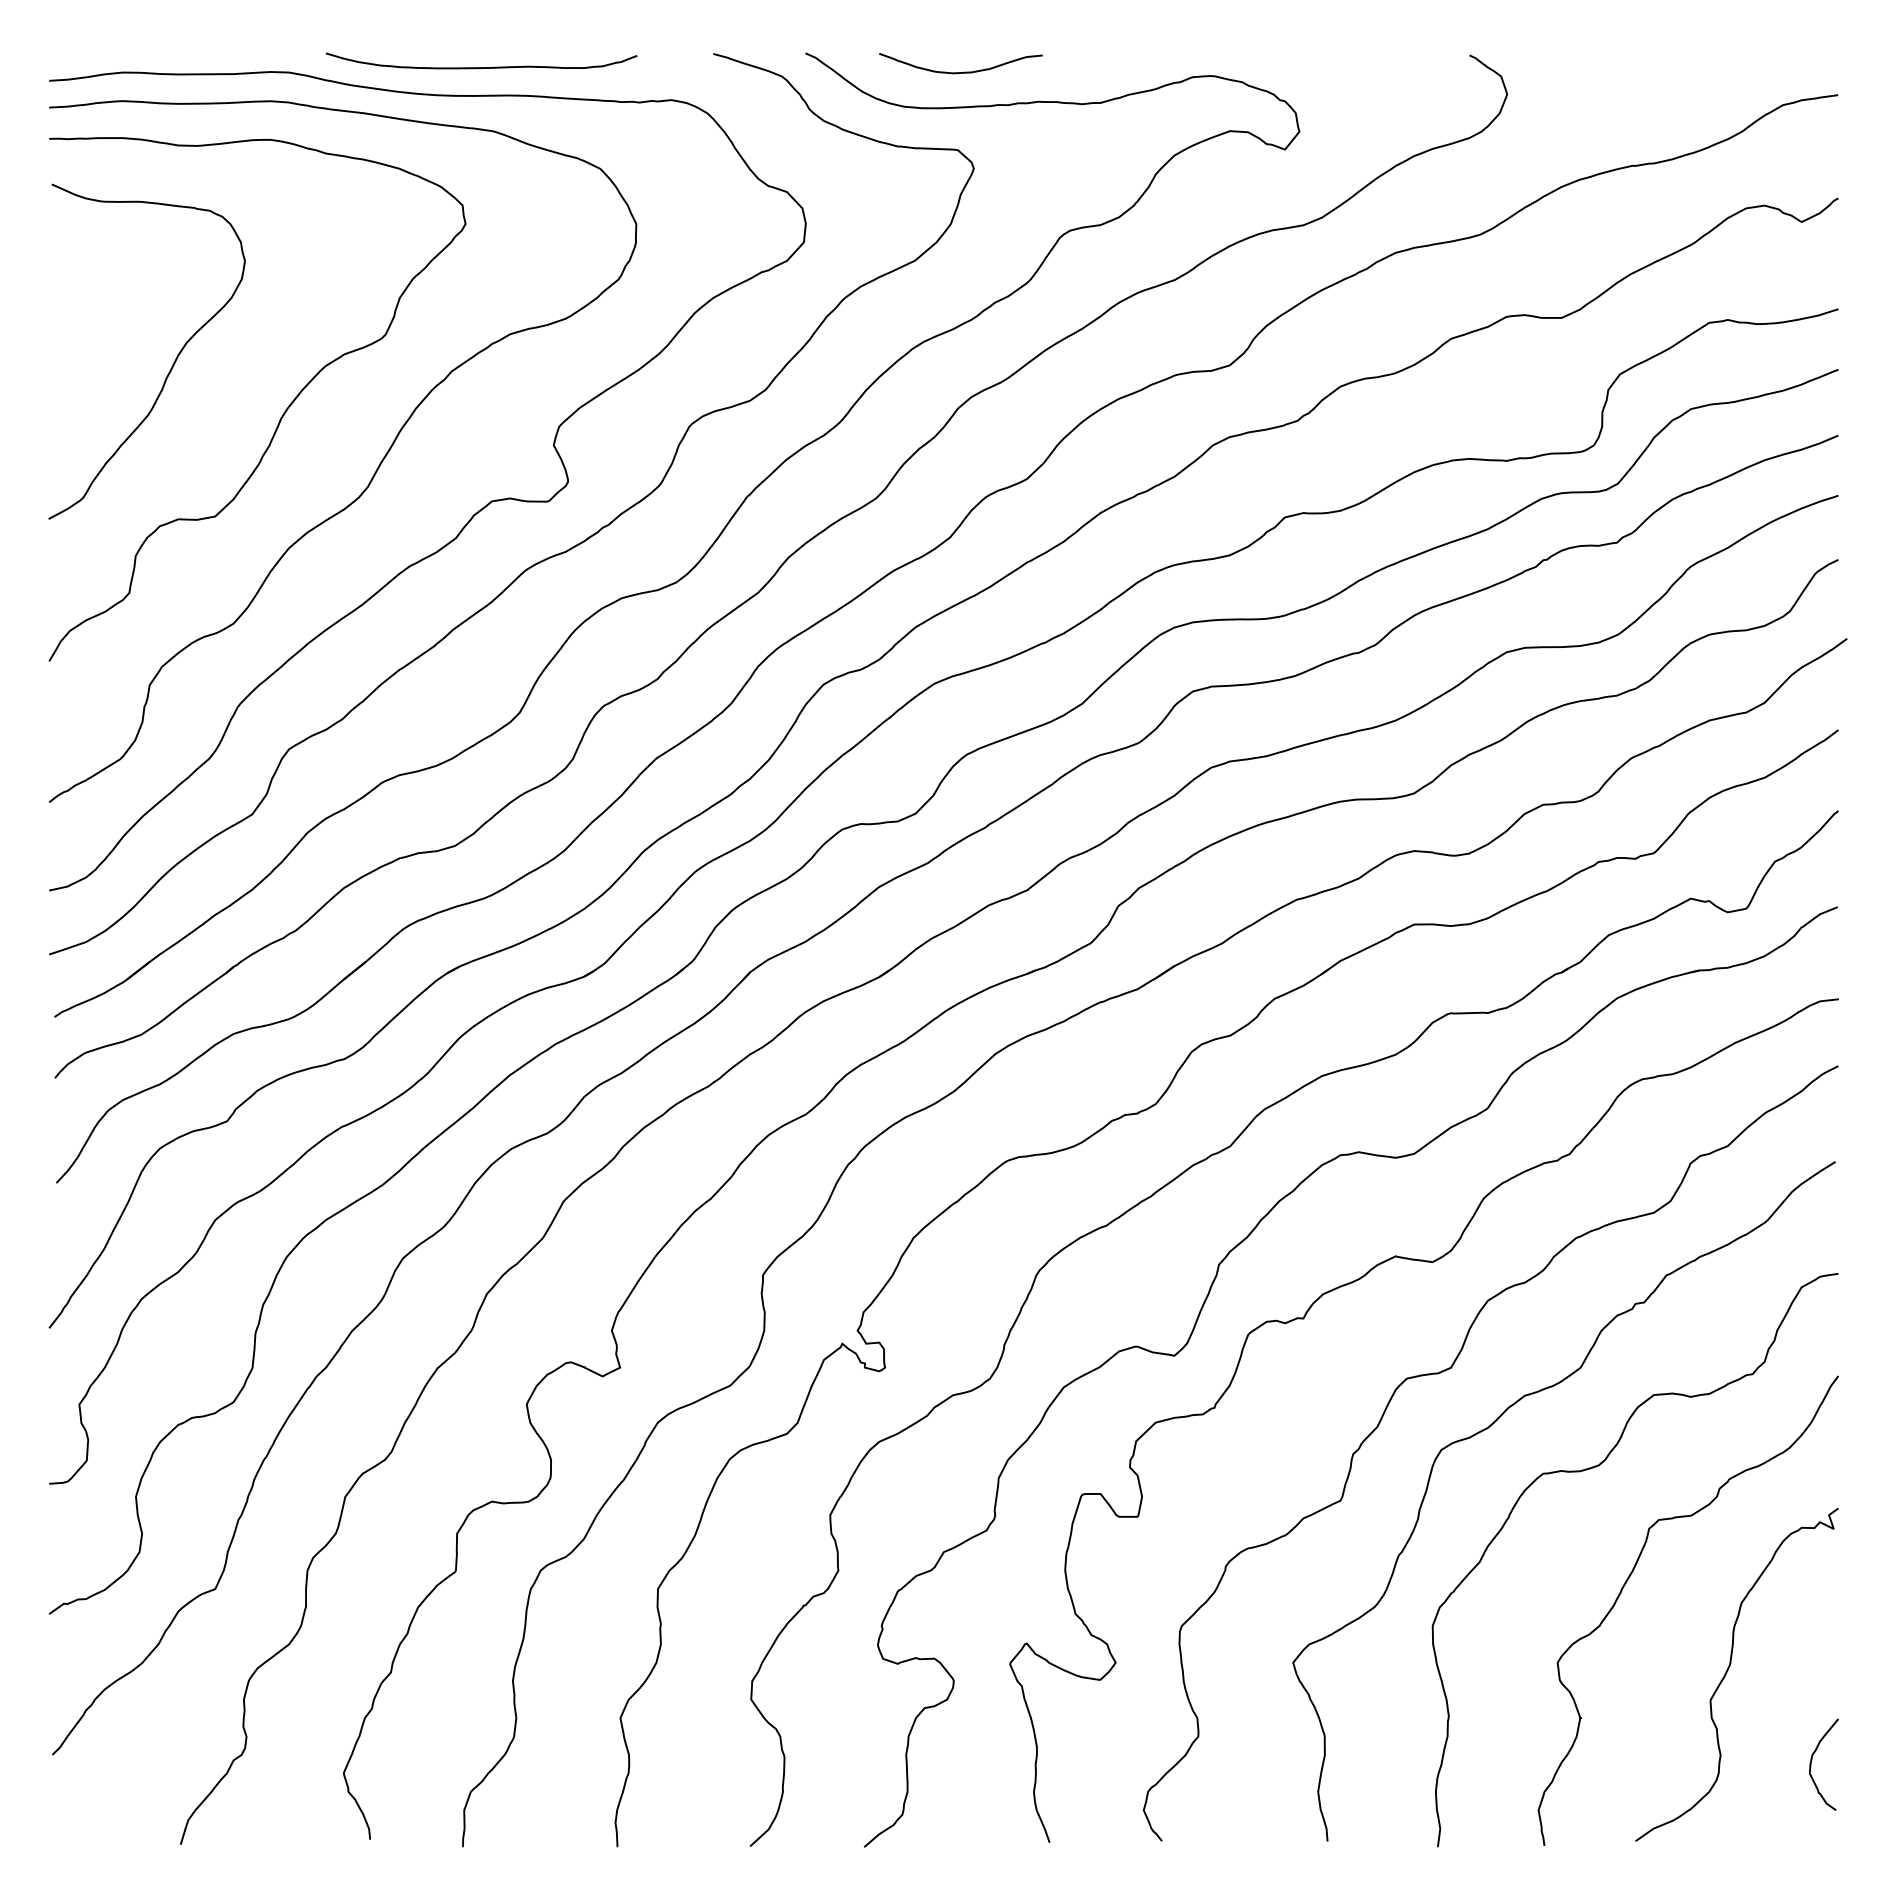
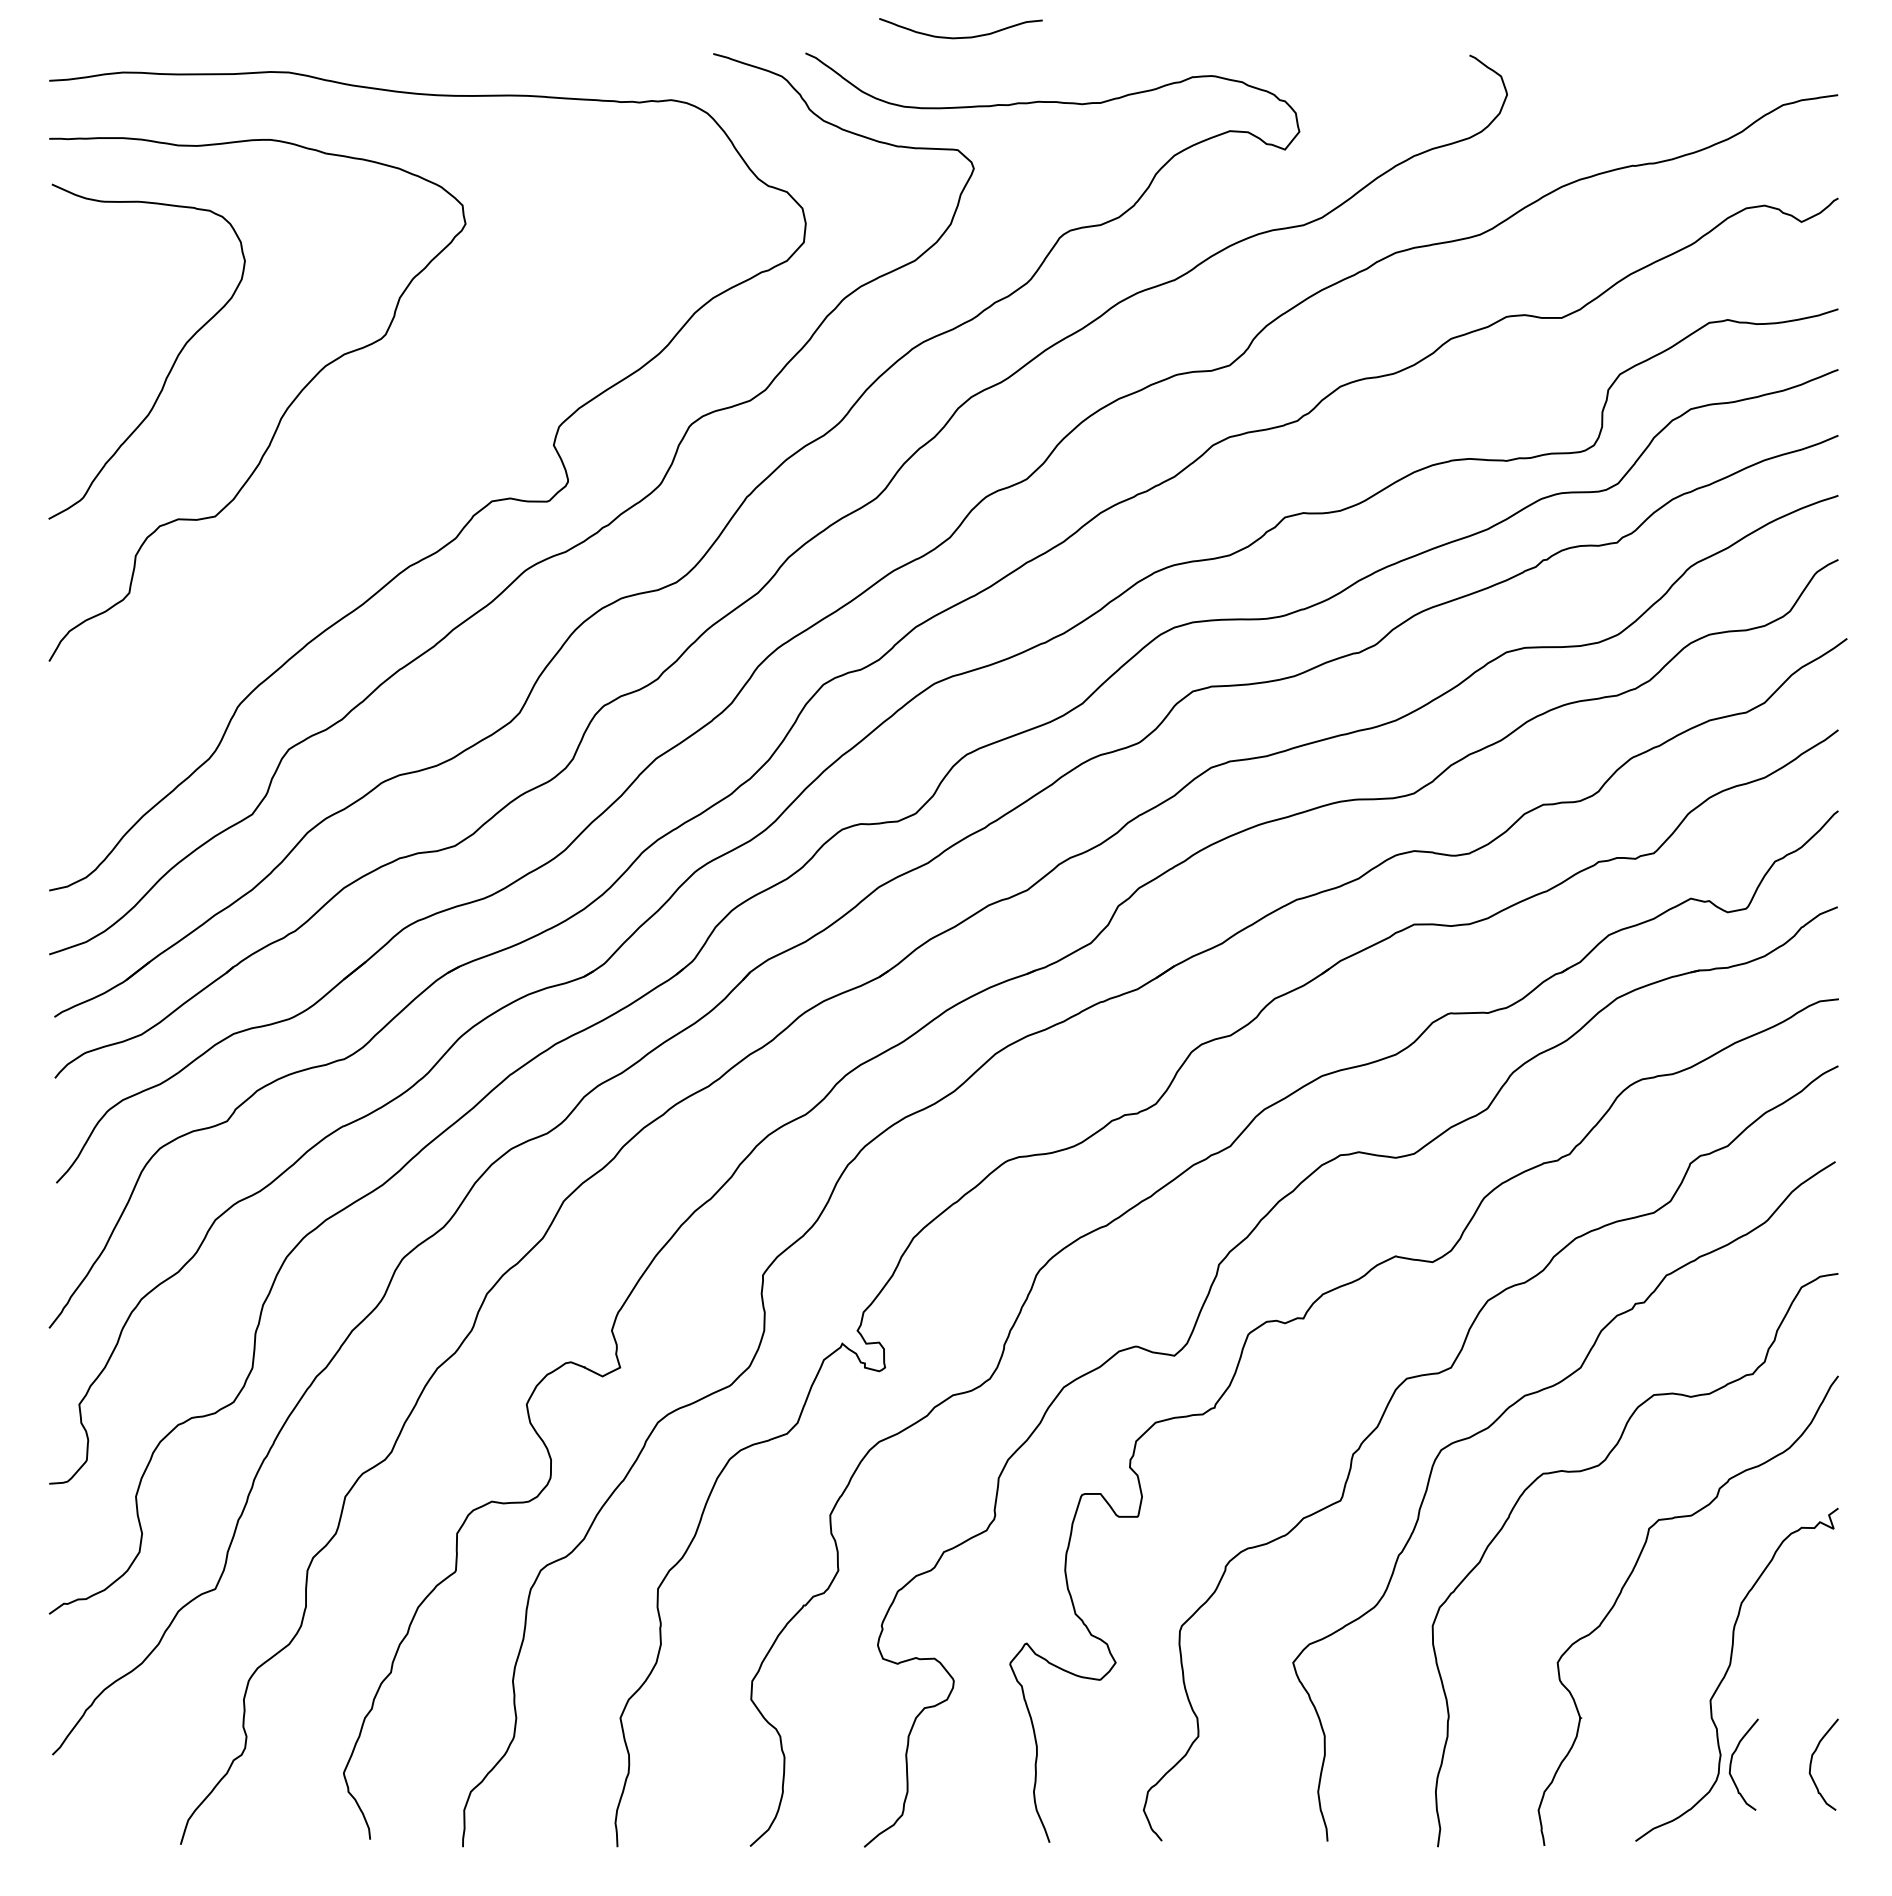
curve: present -> none (481, 67)
curve position: (963, 71) -> (963, 36) (963, 36)
curve: present -> none (375, 470)
curve: none -> present (1732, 1760)
